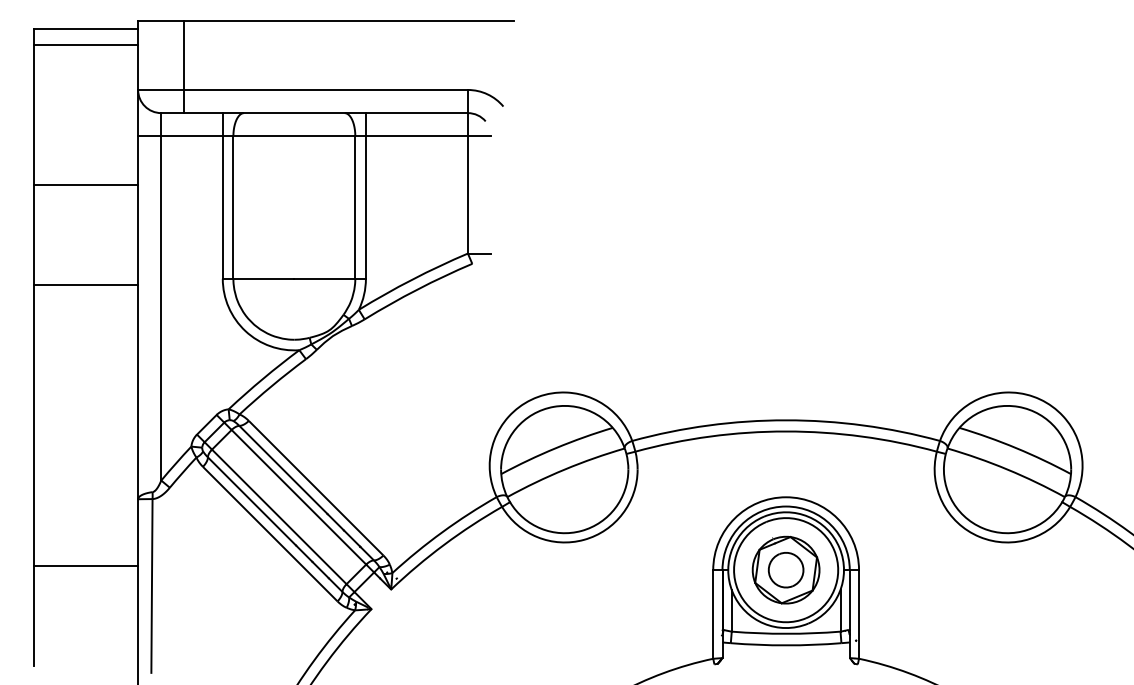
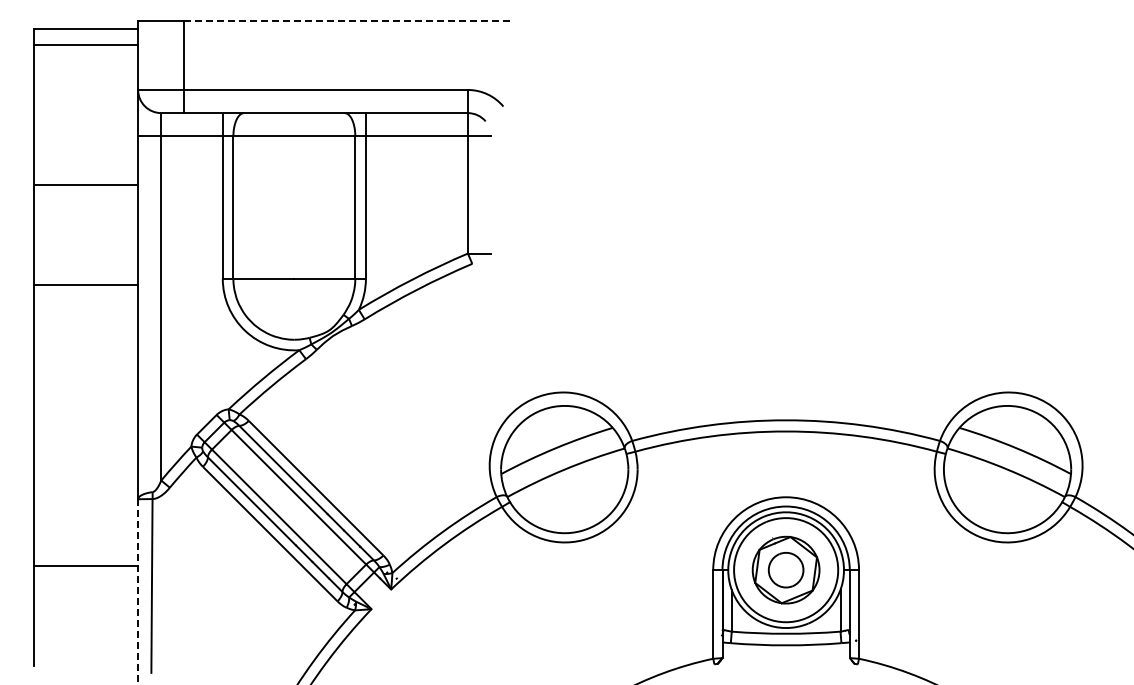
line: solid -> dashed (349, 20)
line: solid -> dashed (138, 591)
